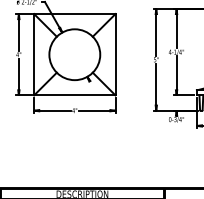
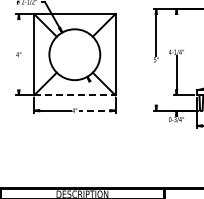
line: present -> none (176, 28)
line: present -> none (18, 32)
line: present -> none (18, 76)
line: present -> none (156, 86)
line: solid -> dashed (74, 95)
line: solid -> dashed (96, 110)
